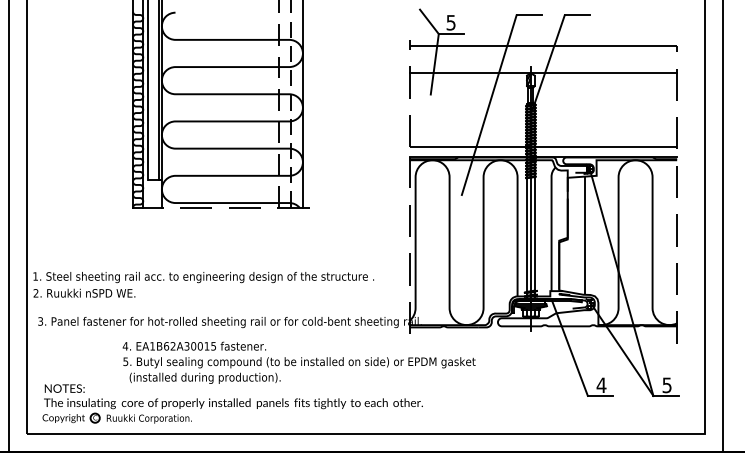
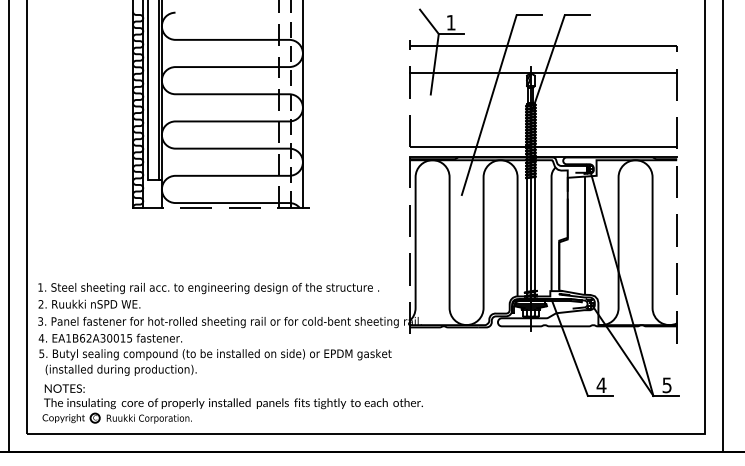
text: 5 -> 1 (450, 22)
text position: (203, 284) -> (208, 295) (208, 295)
text position: (298, 362) -> (214, 354) (214, 354)
